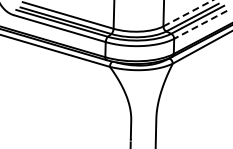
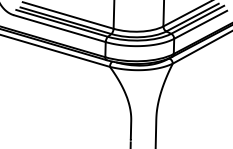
line: dashed -> solid (188, 13)
line: dashed -> solid (200, 24)
